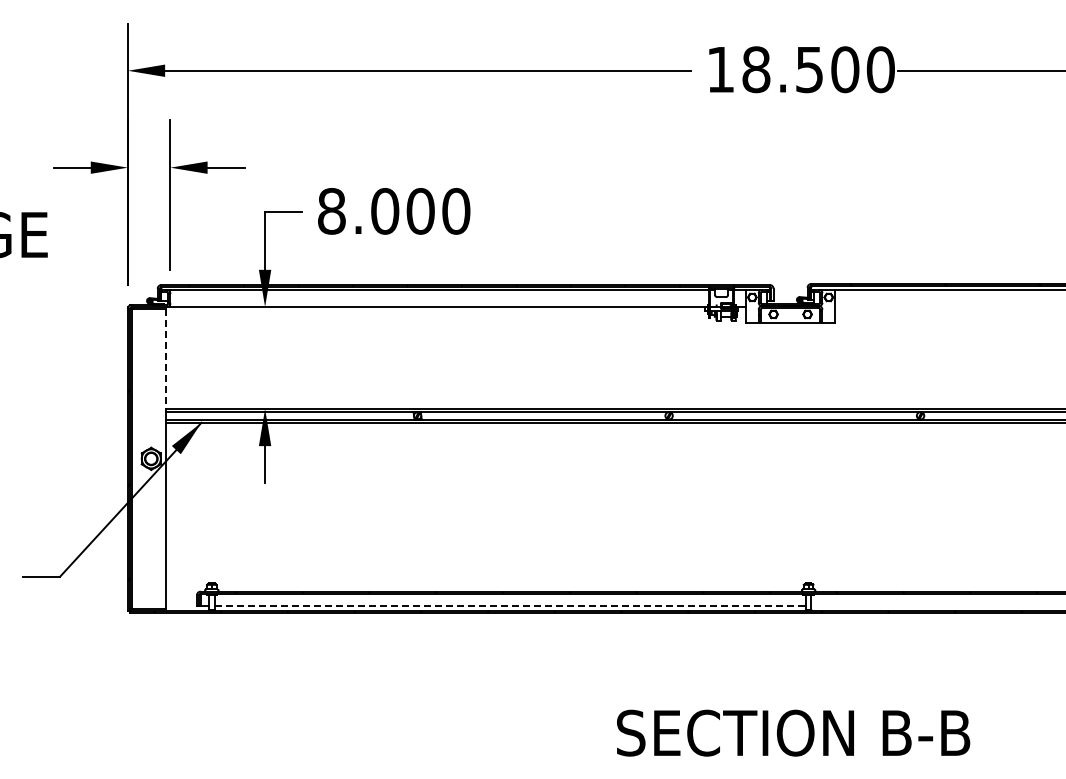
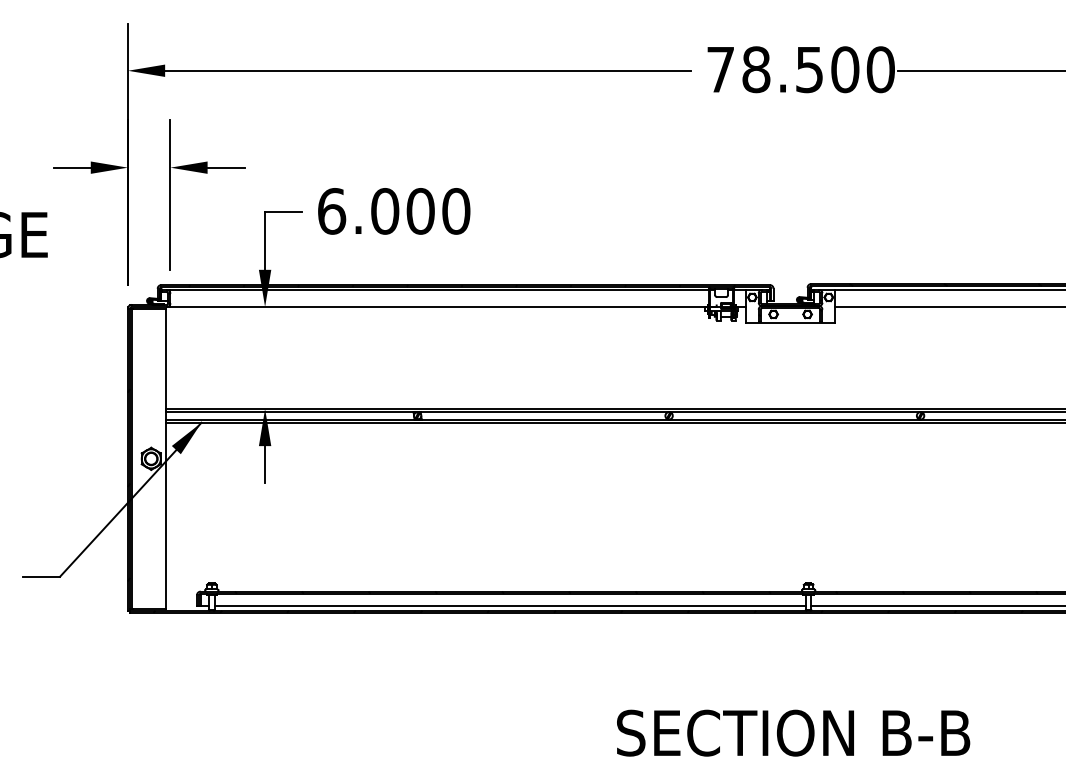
text: 18.500 -> 78.500 (720, 69)
text: 8.000 -> 6.000 (332, 211)
line: none -> present (948, 307)
line: dashed -> solid (166, 359)
line: dashed -> solid (510, 606)
line: none -> present (936, 606)
